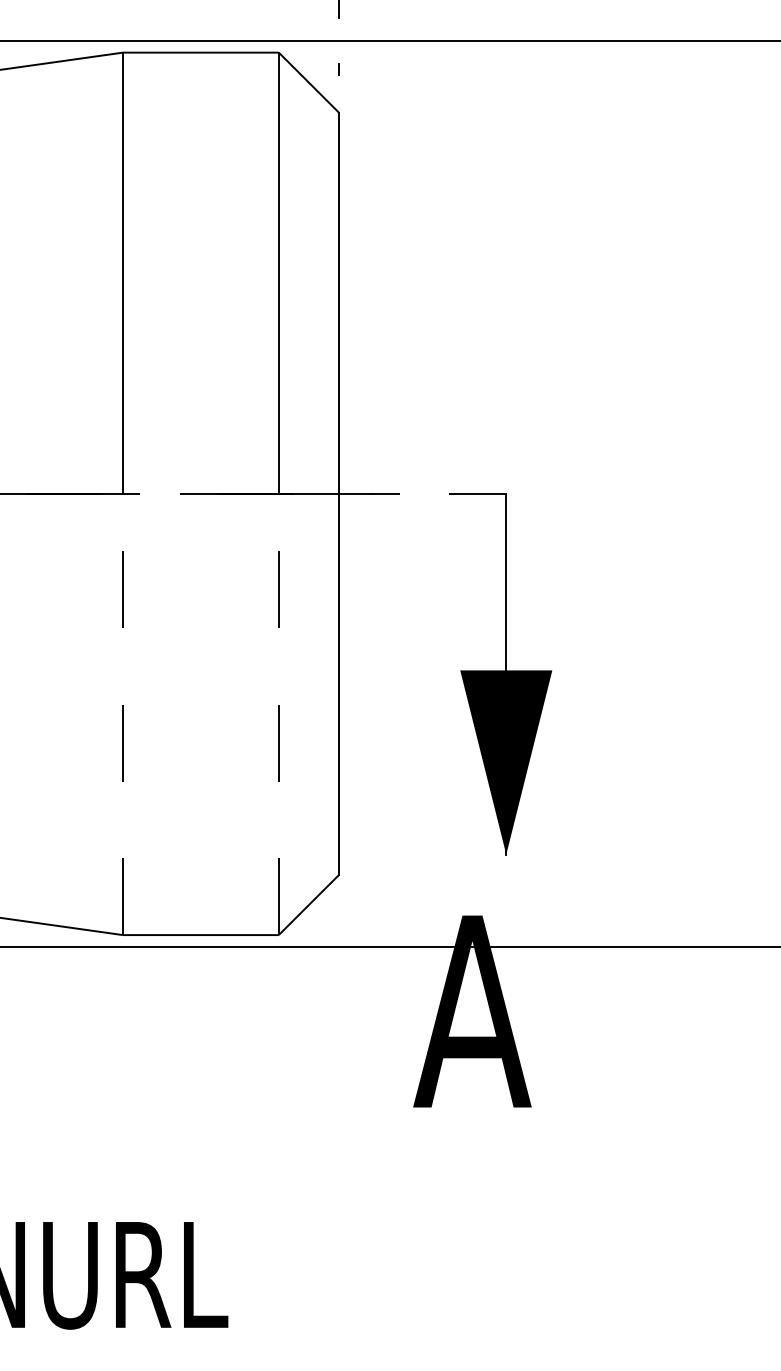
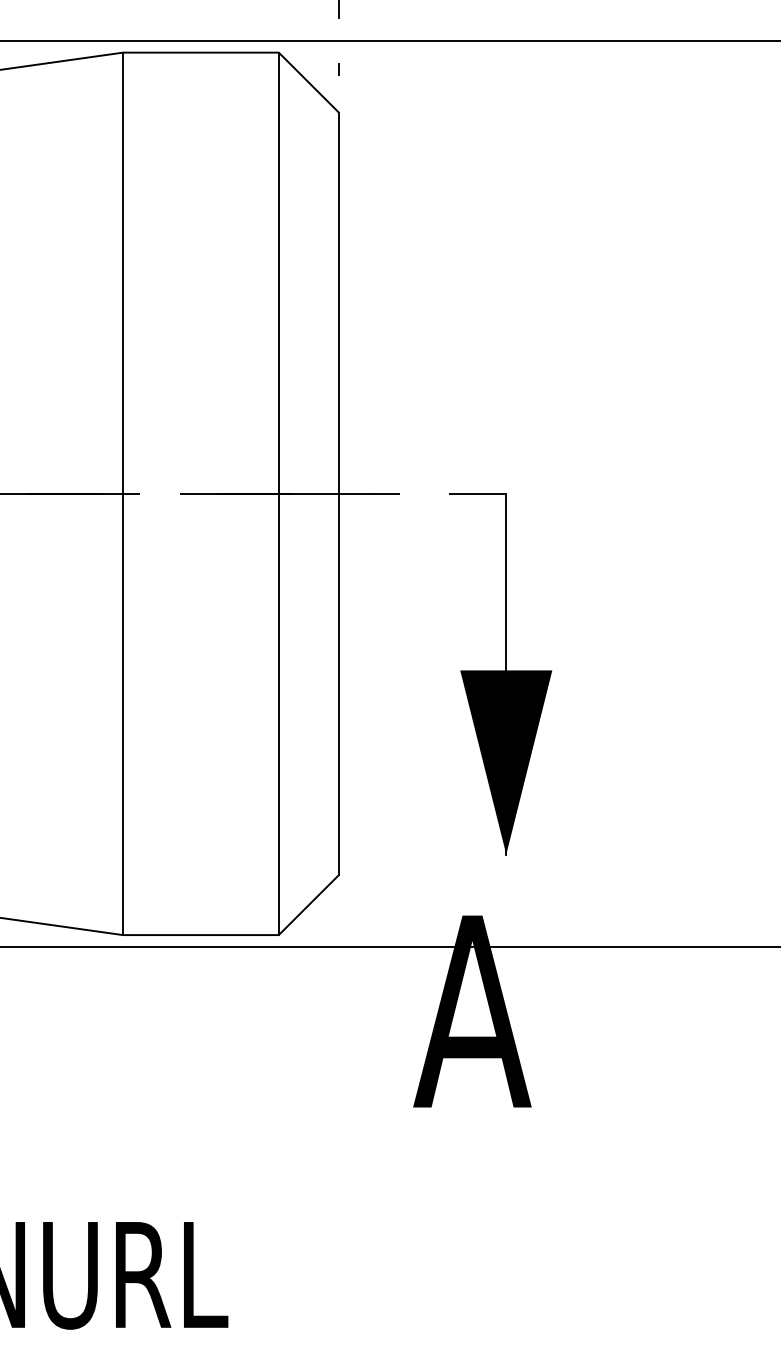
line: dashed -> solid (123, 714)
line: dashed -> solid (278, 714)
